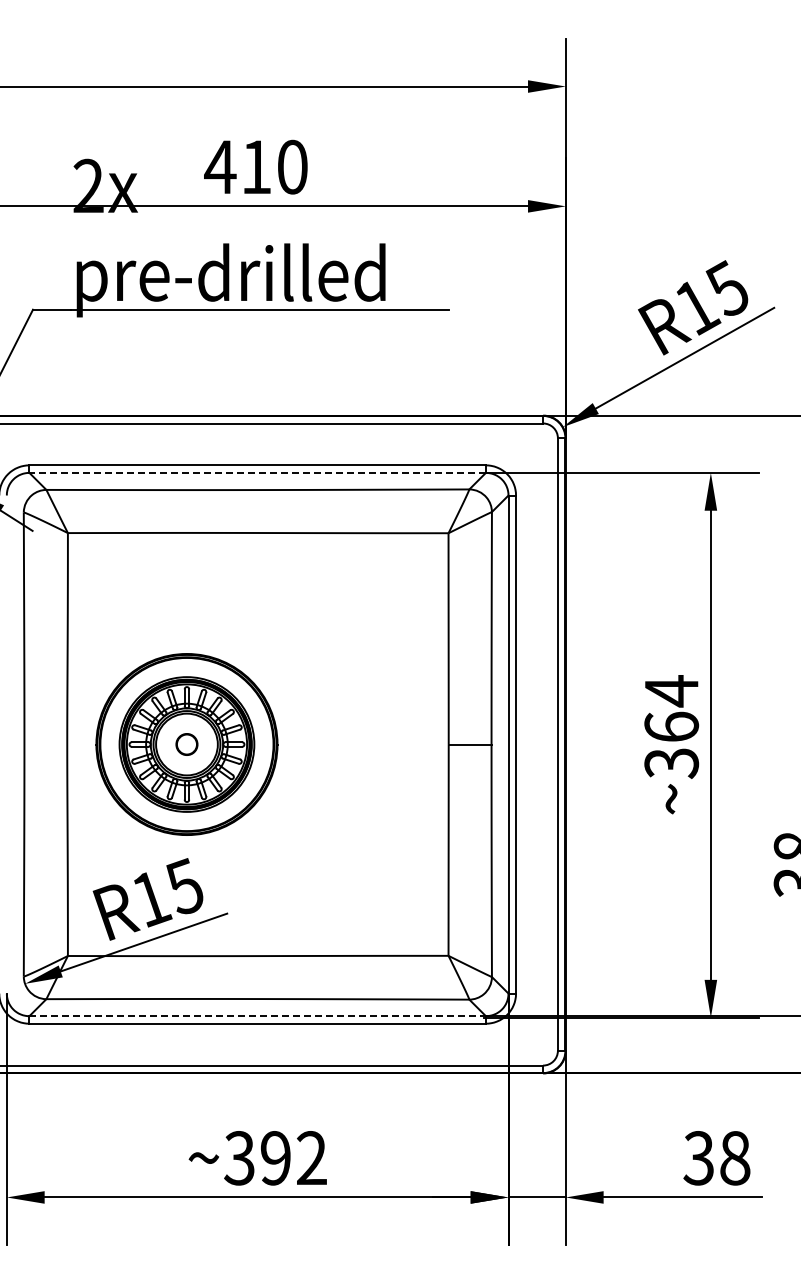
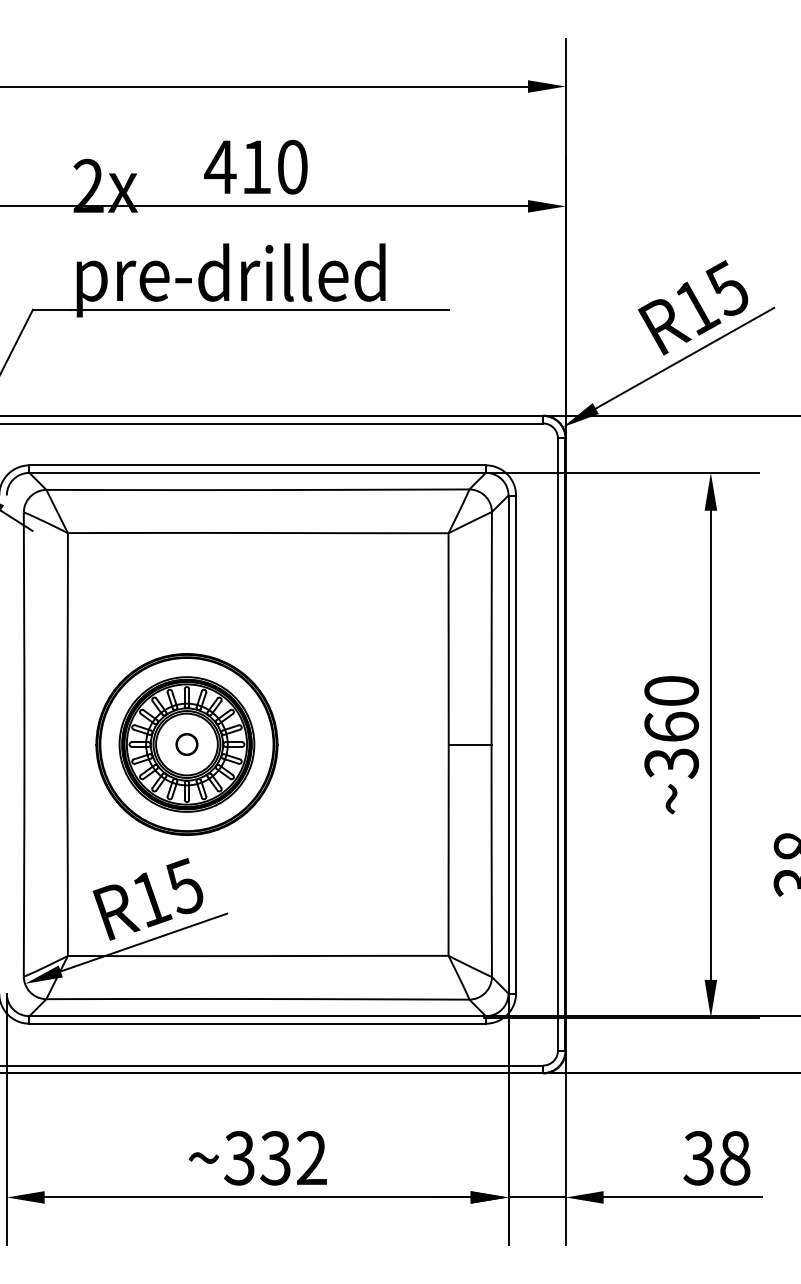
line: dashed -> solid (257, 472)
text: ~364 -> ~360 (671, 691)
line: dashed -> solid (258, 1016)
text: ~392 -> ~332 (275, 1158)
